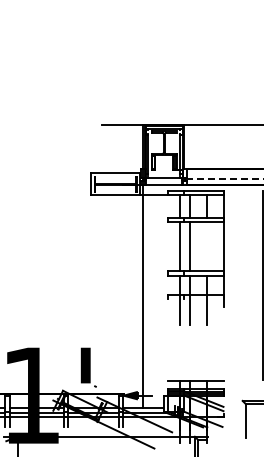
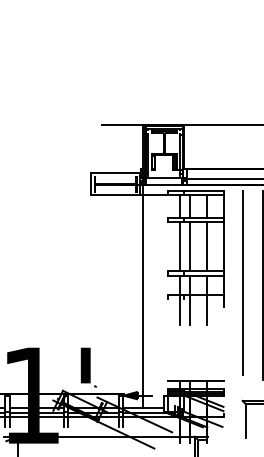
line: dashed -> solid (224, 179)
line: none -> present (207, 246)
line: none -> present (242, 283)
